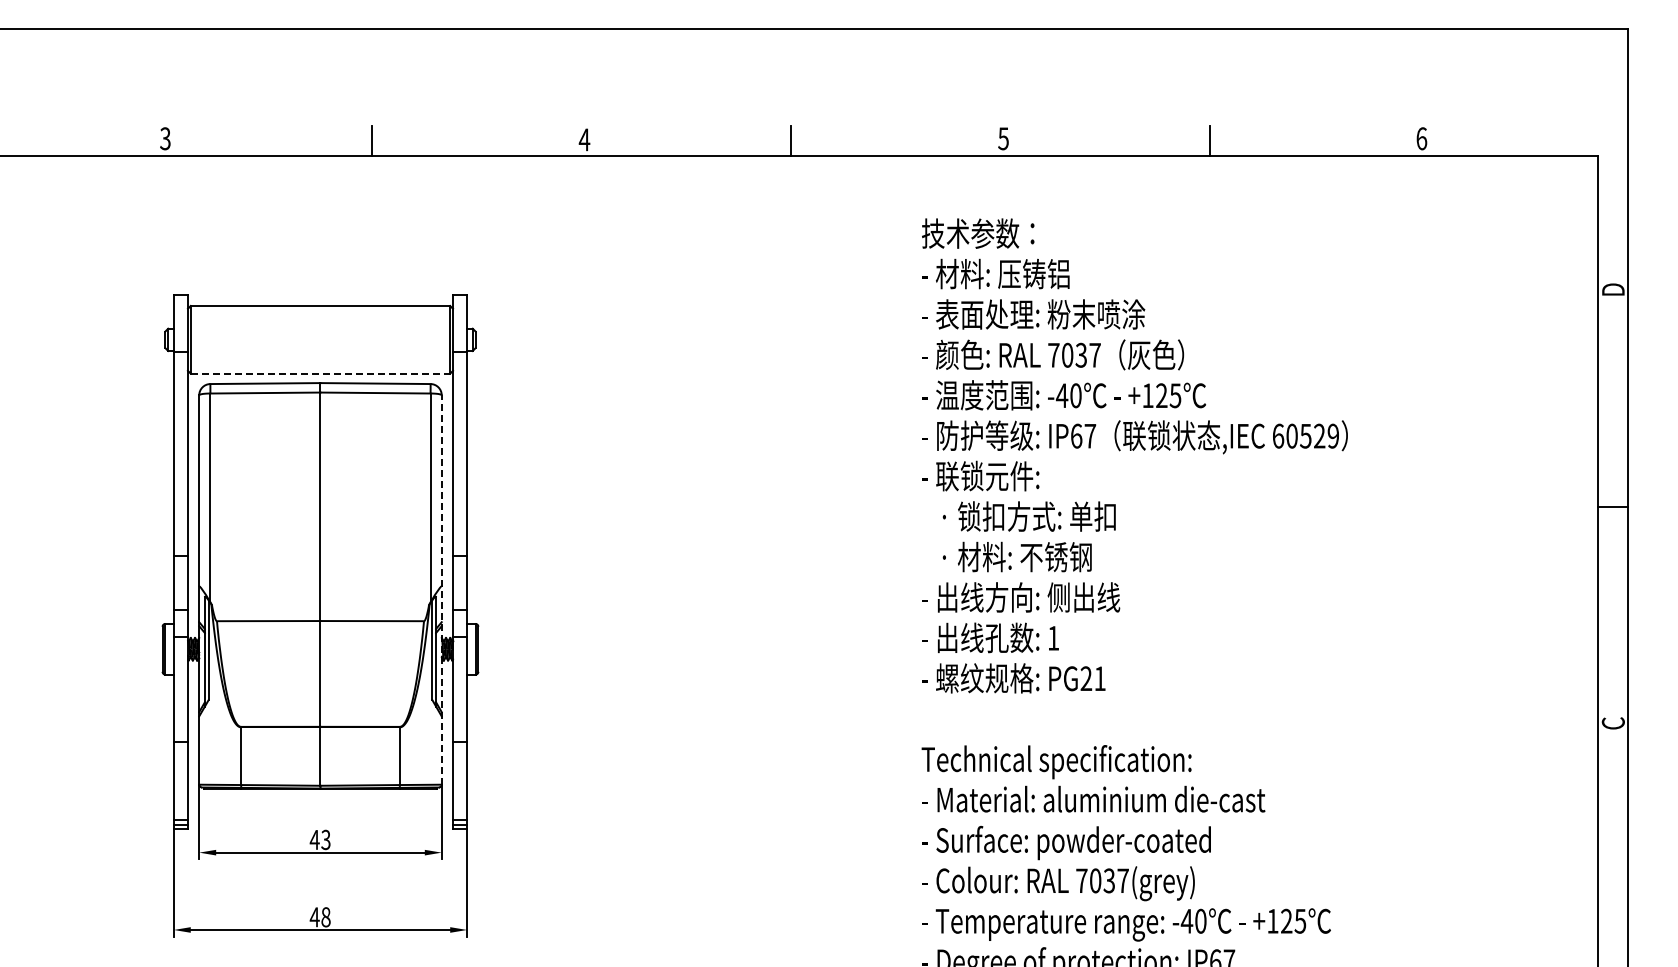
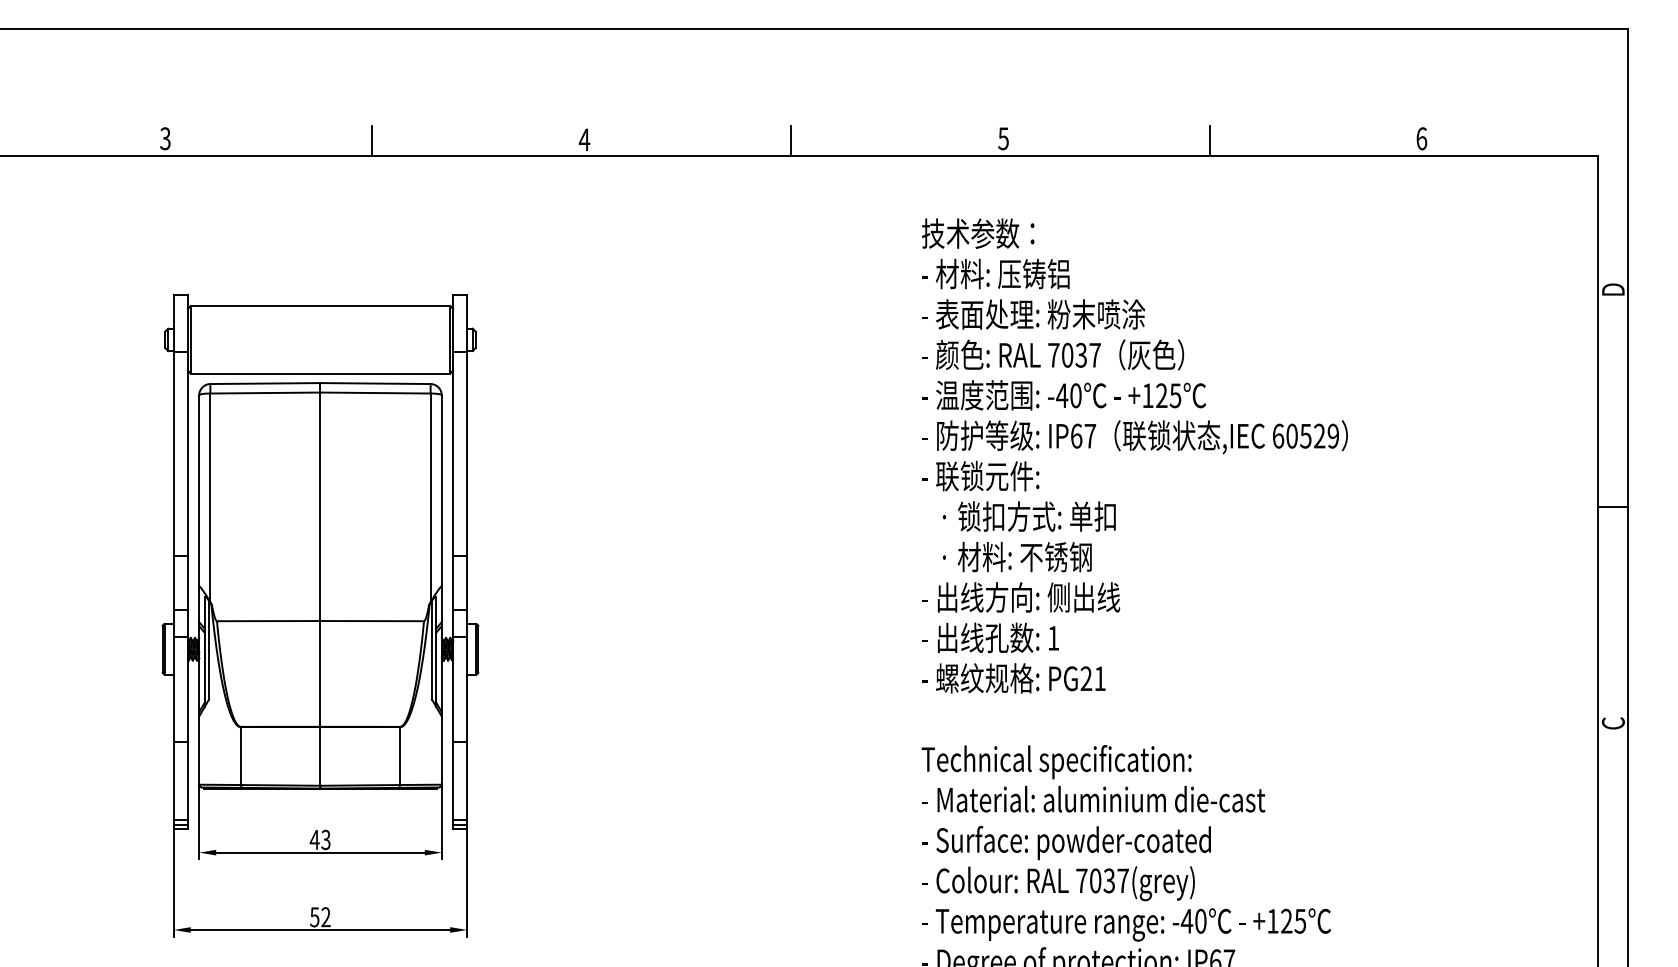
line: dashed -> solid (320, 373)
line: dashed -> solid (441, 590)
text: 48 -> 52 (319, 917)
